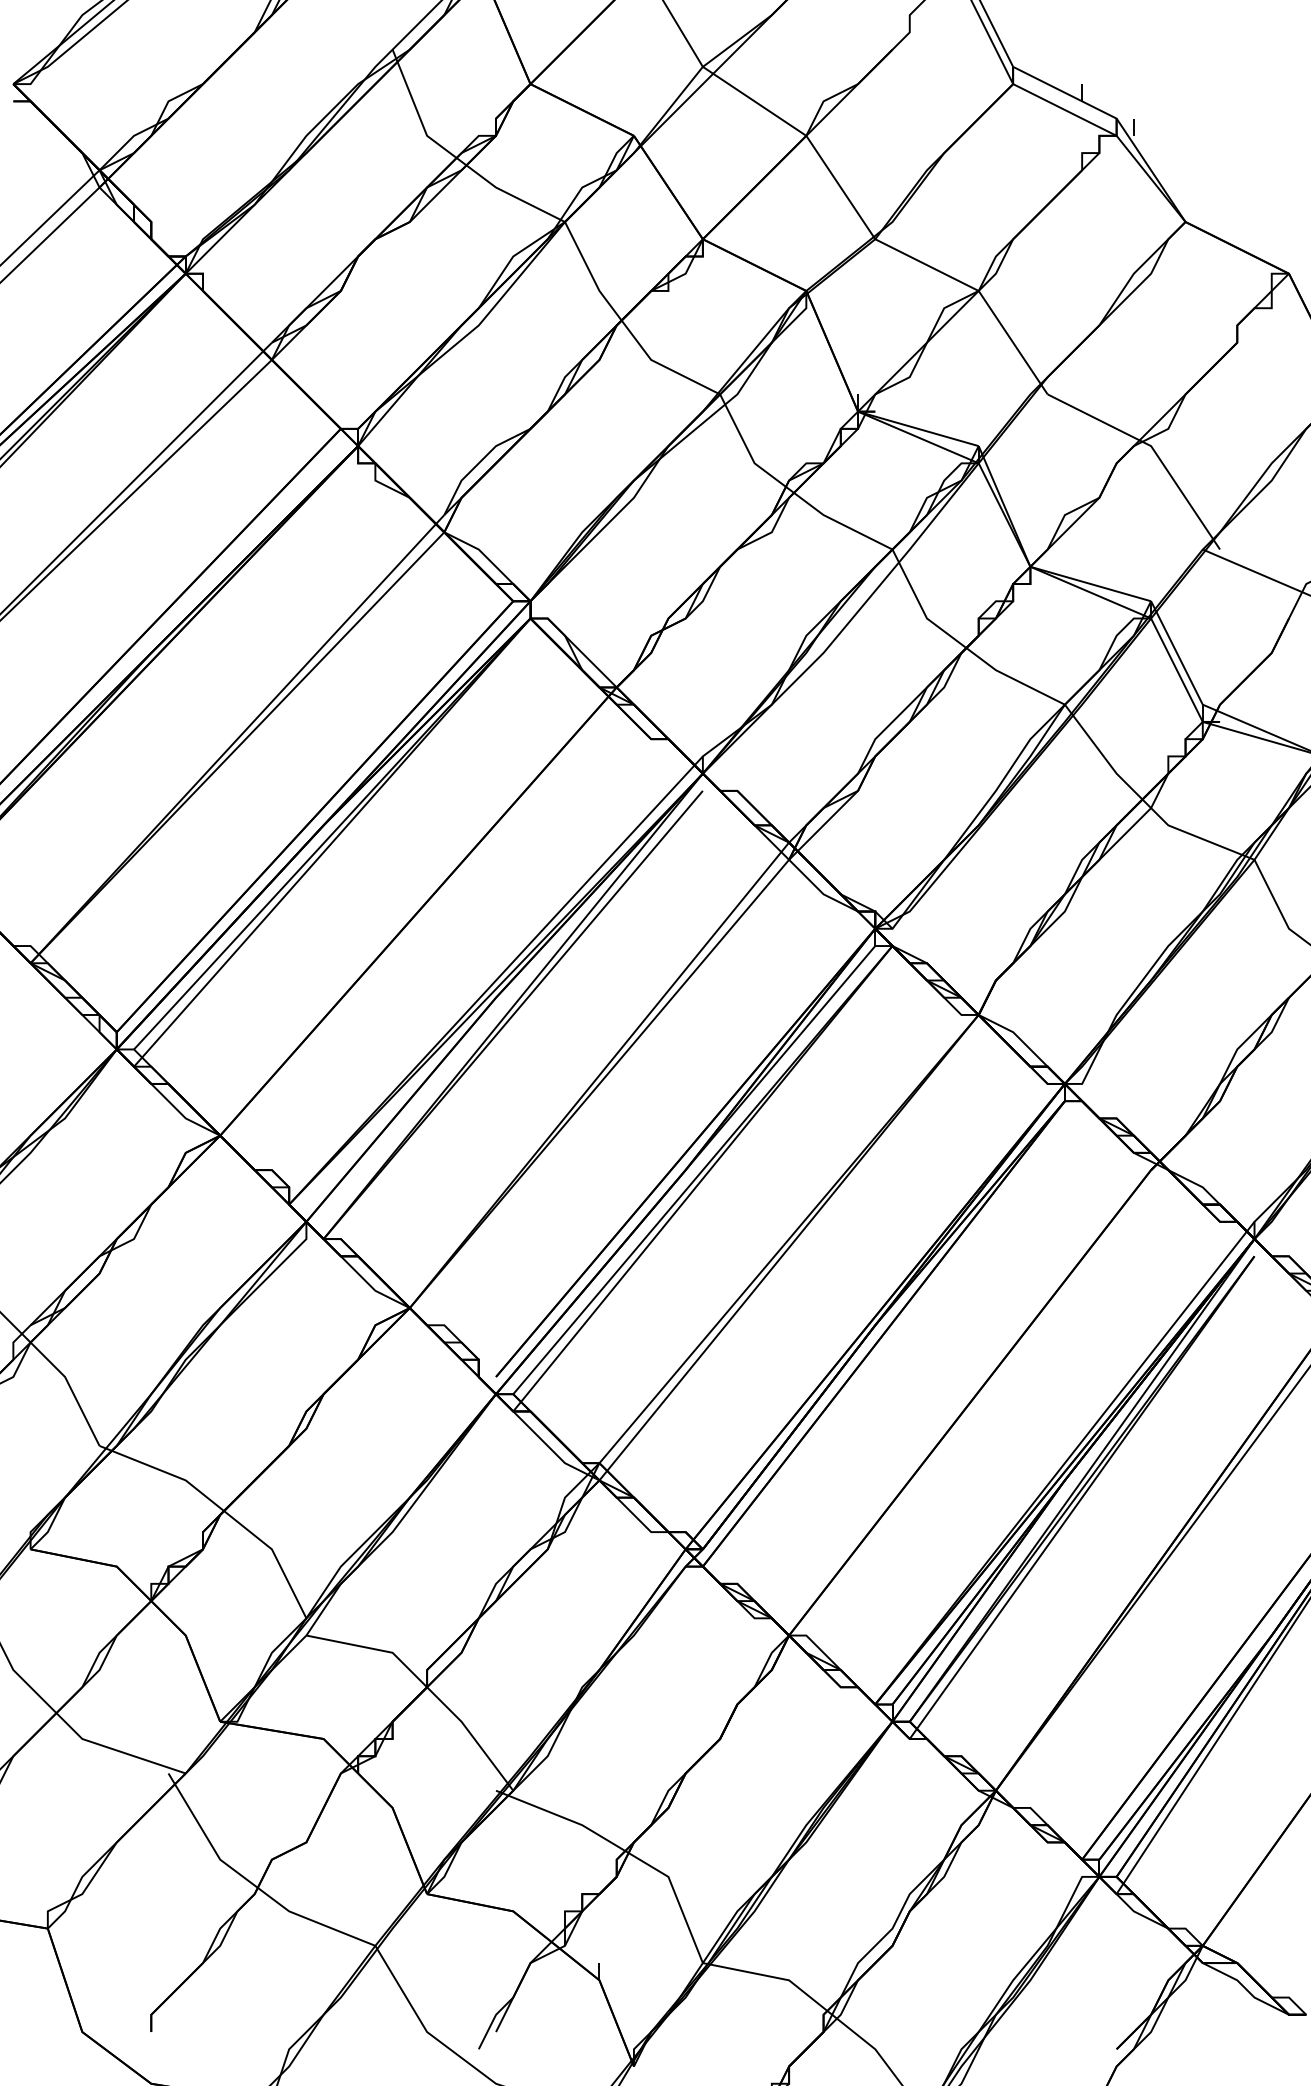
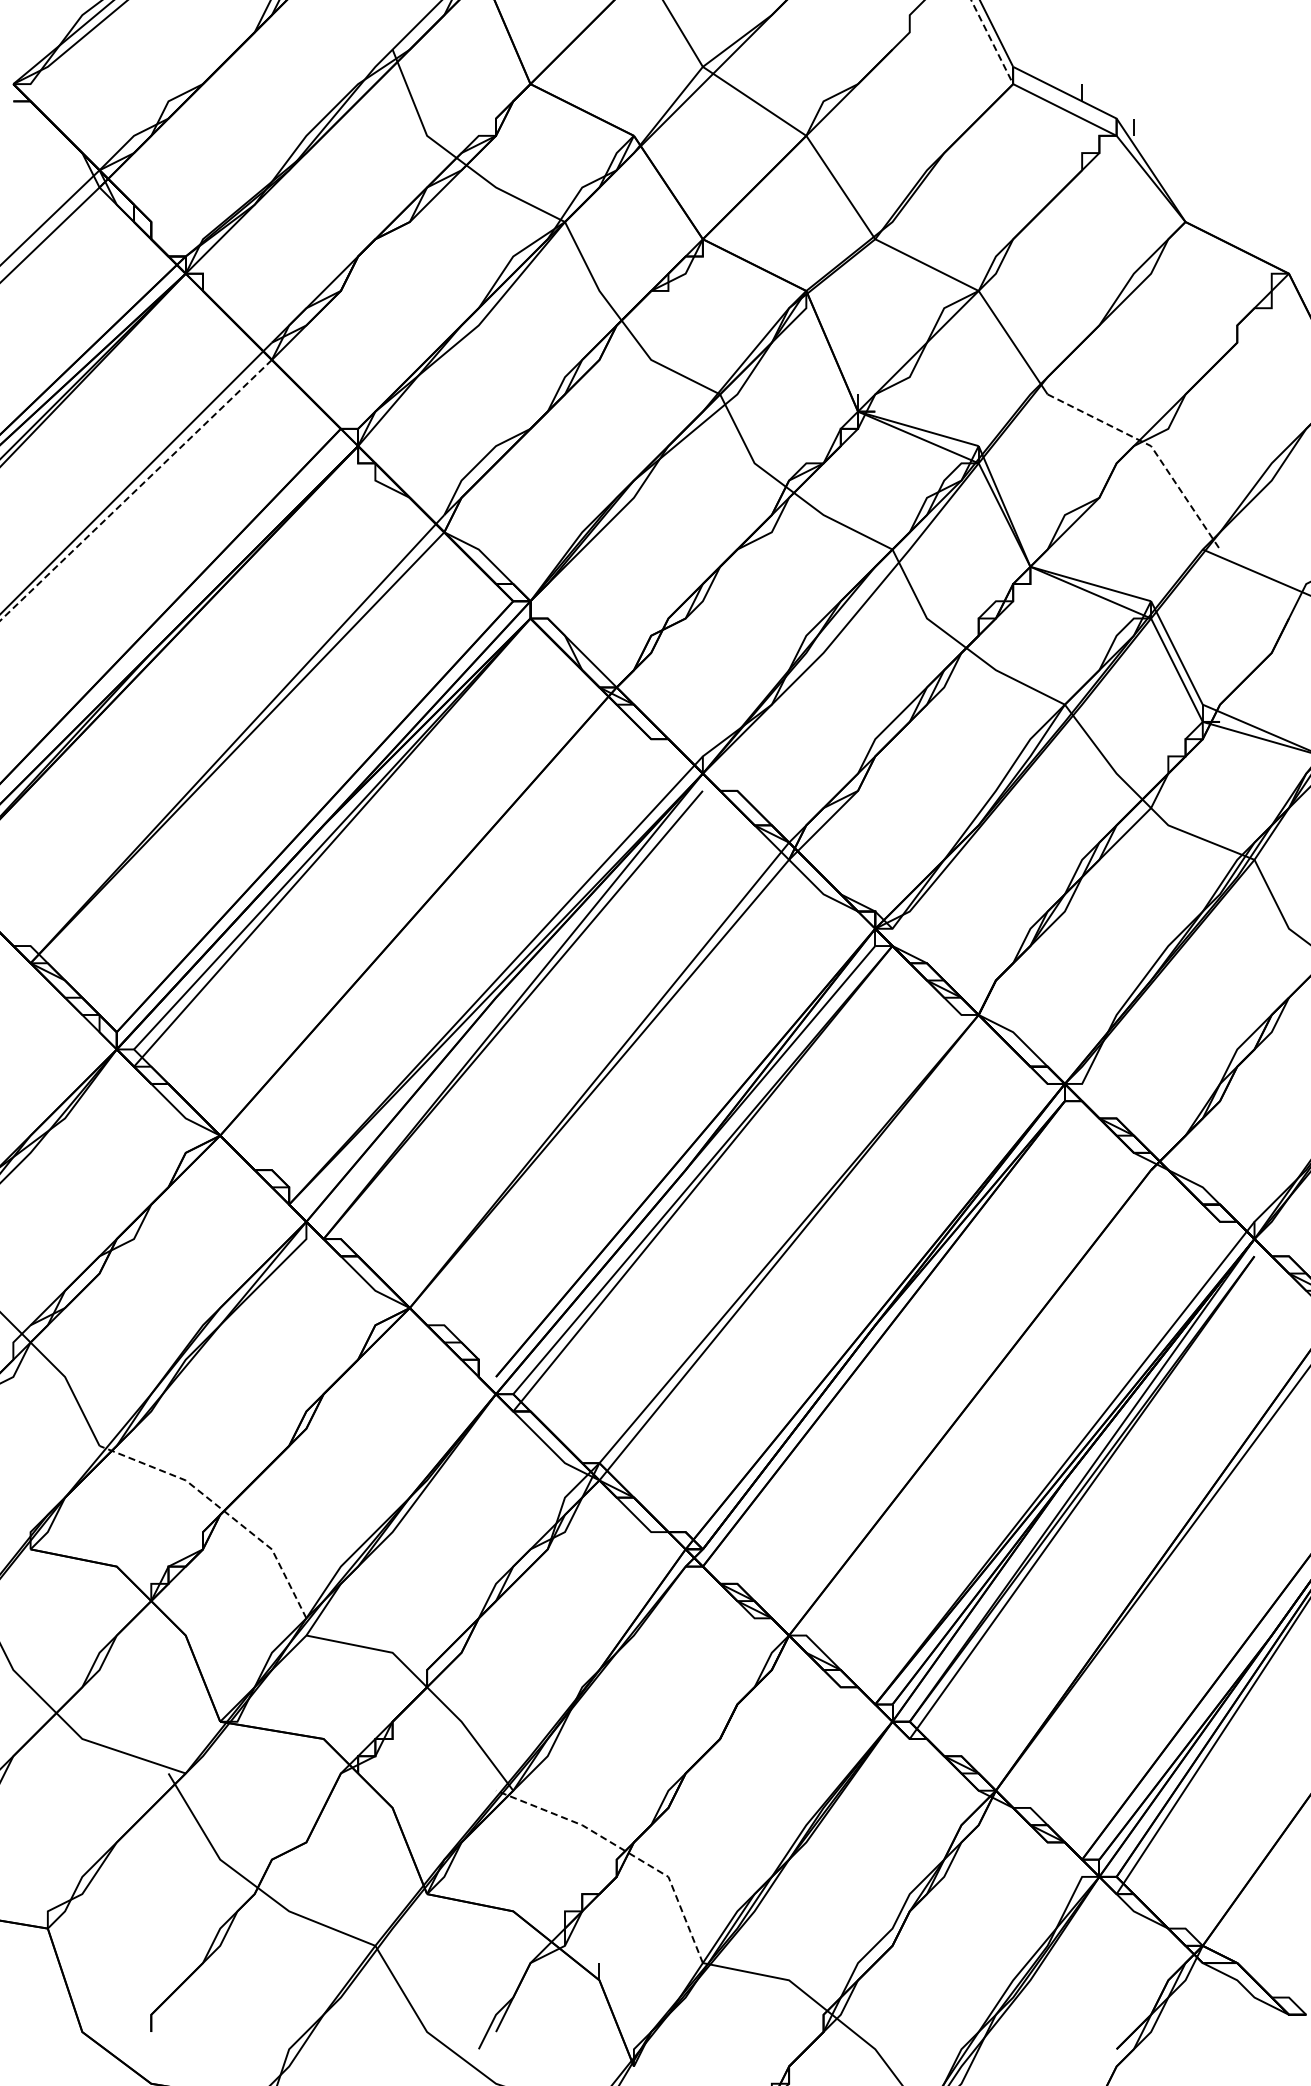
line: solid -> dashed (992, 42)
line: solid -> dashed (1153, 449)
line: solid -> dashed (135, 490)
line: solid -> dashed (223, 1510)
line: solid -> dashed (624, 1850)
